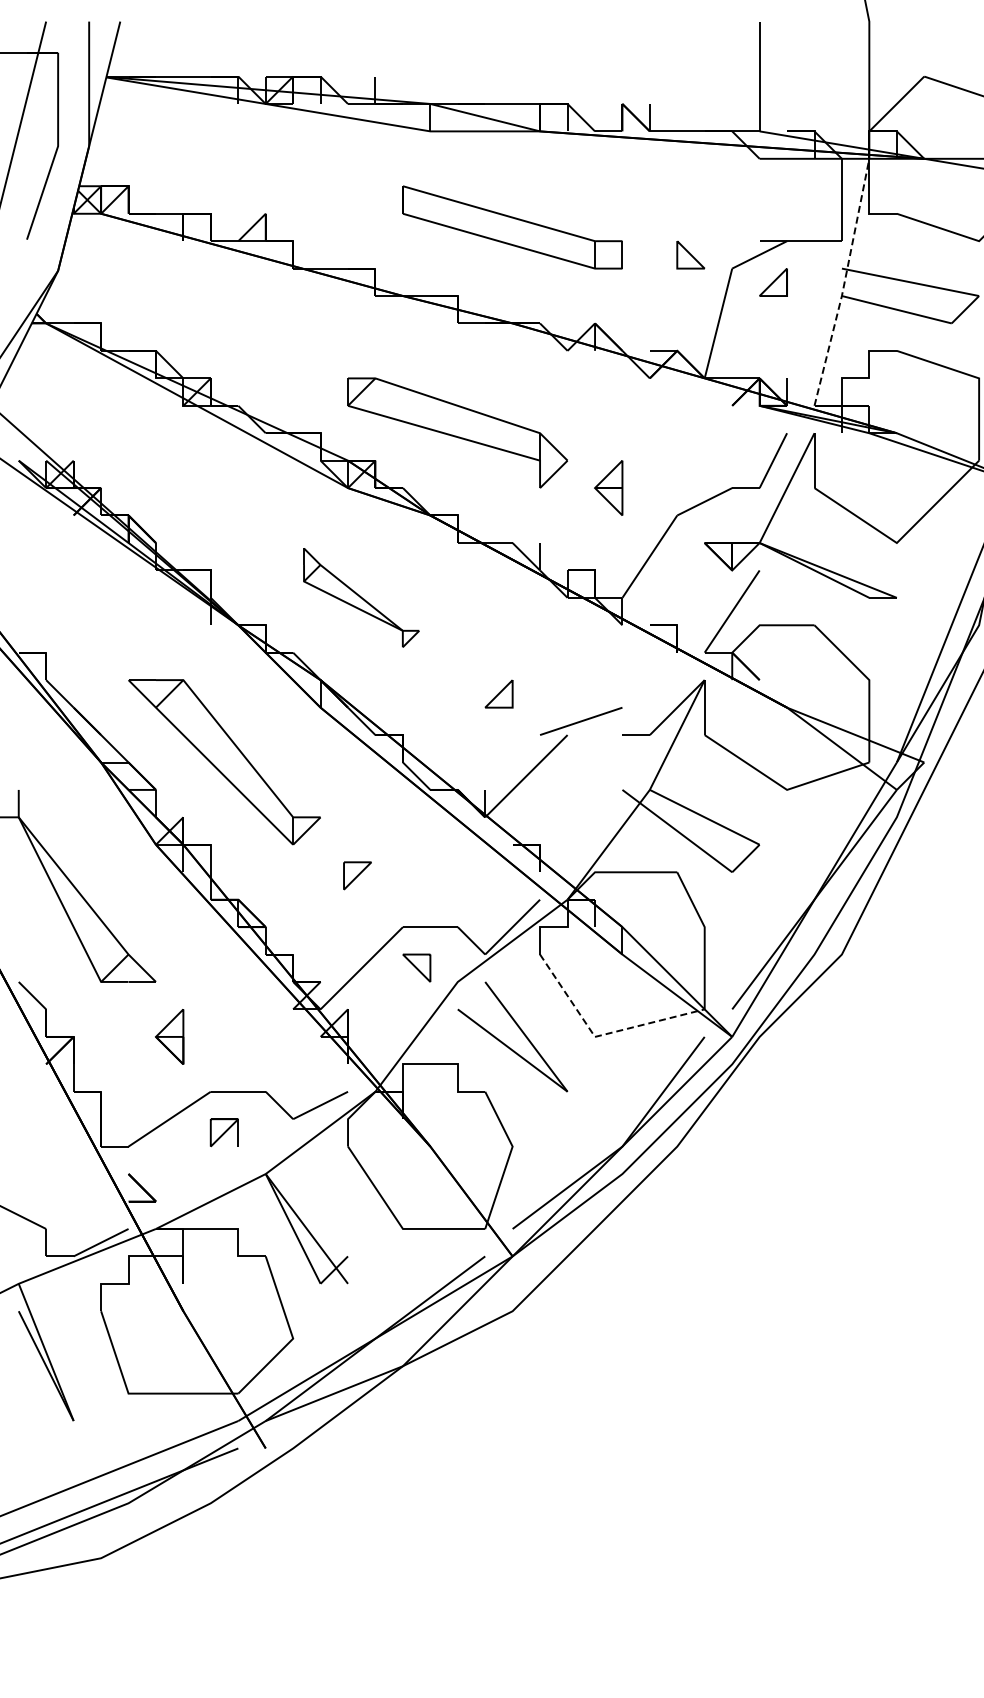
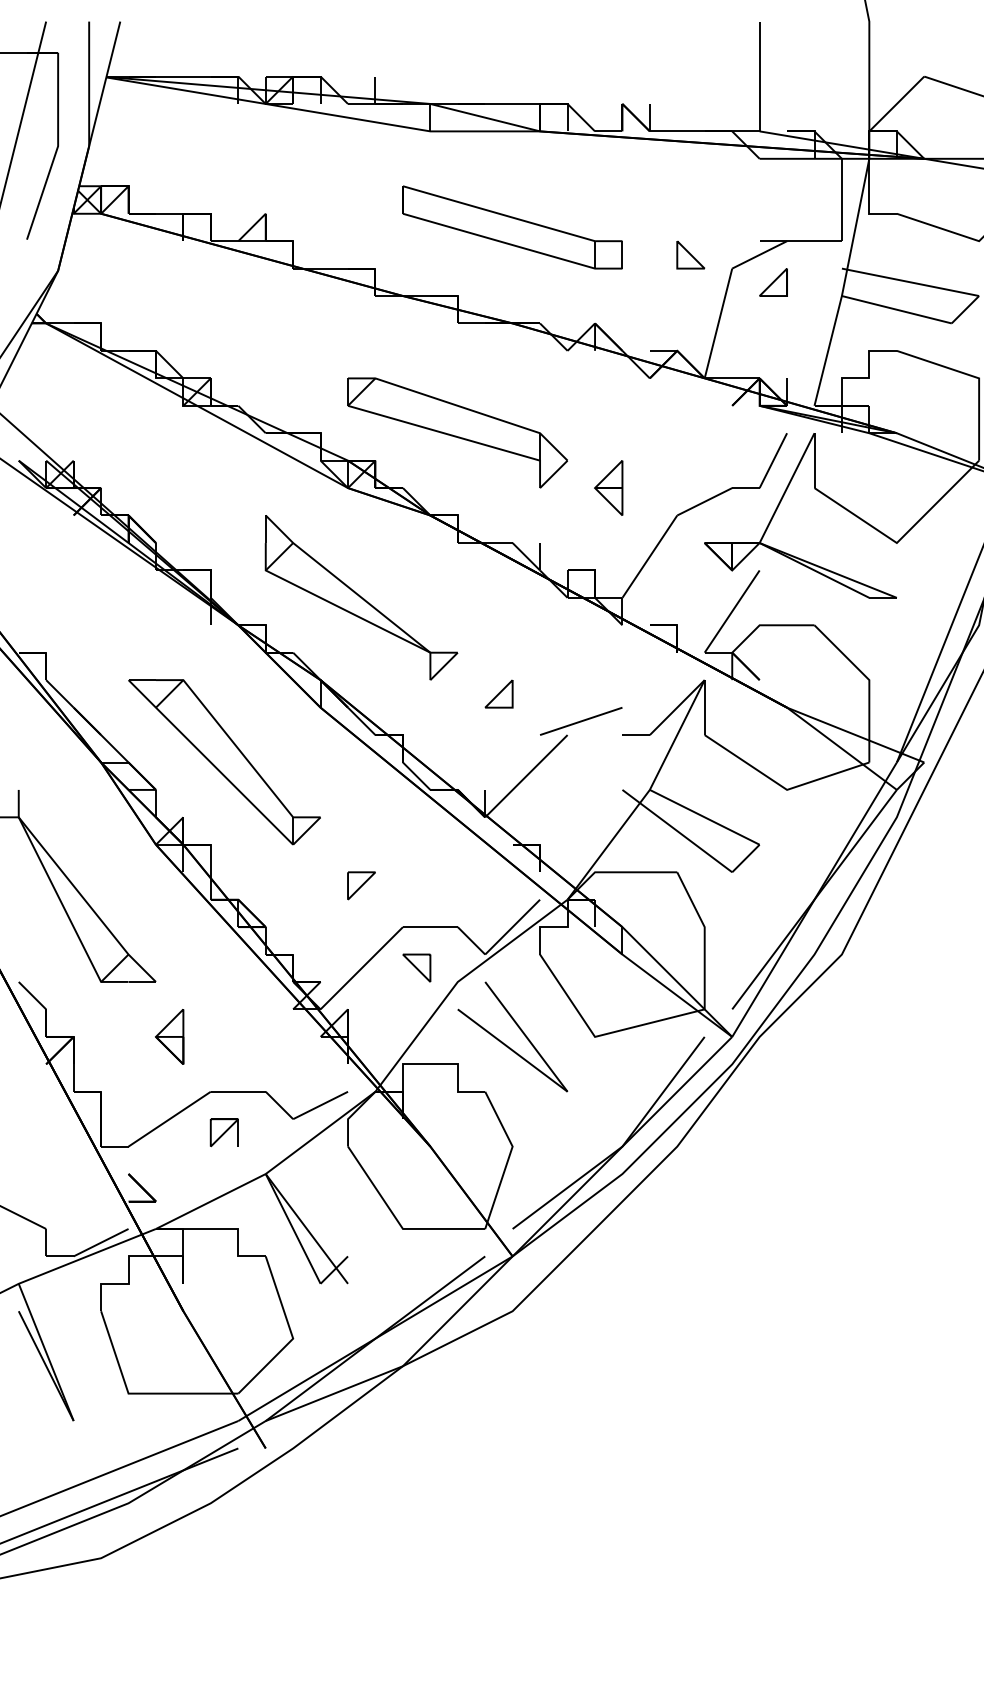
line: dashed -> solid (844, 283)
part size: 117x100 px -> 195x166 px (361, 597)
part position: (357, 875) -> (361, 885) (361, 885)
line: dashed -> solid (601, 1035)
